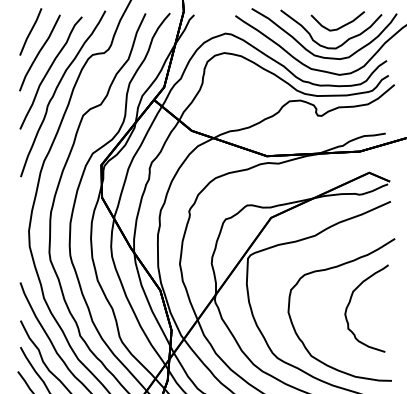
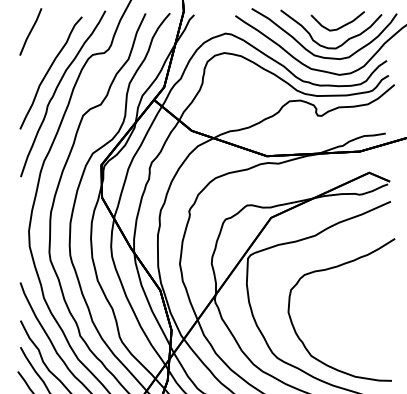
curve: present -> none (39, 52)
curve: present -> none (351, 300)
